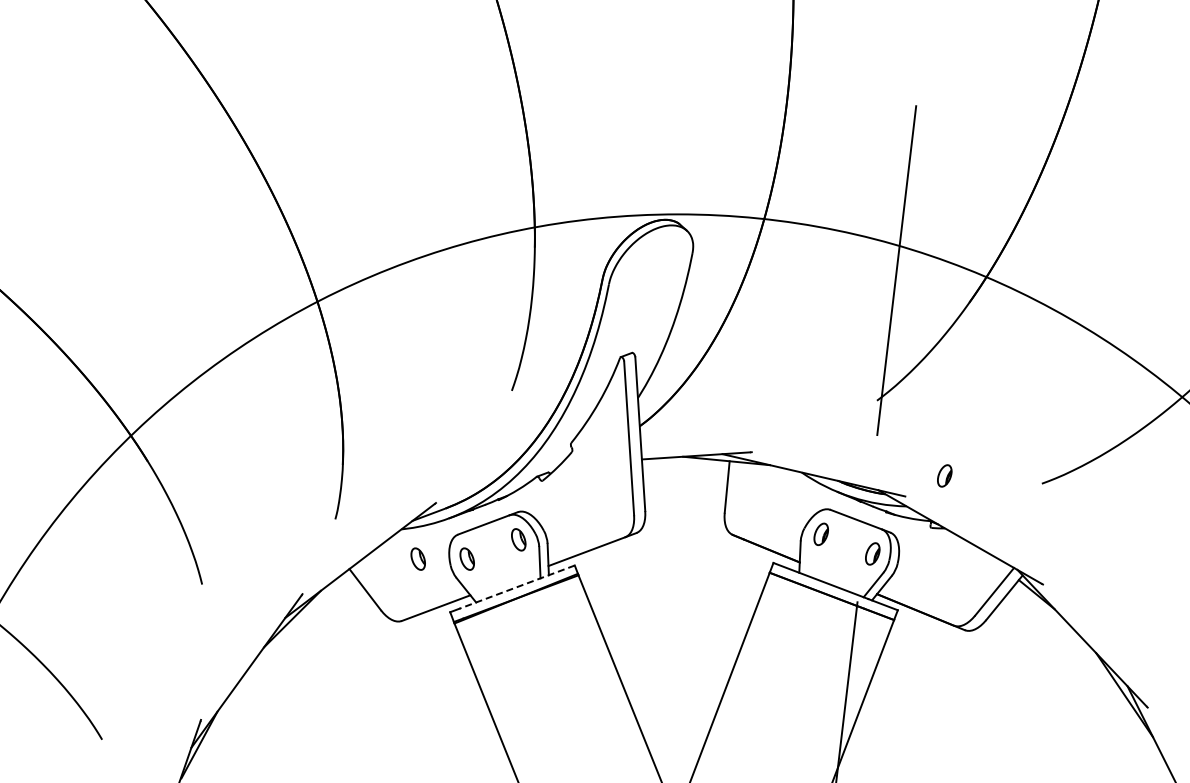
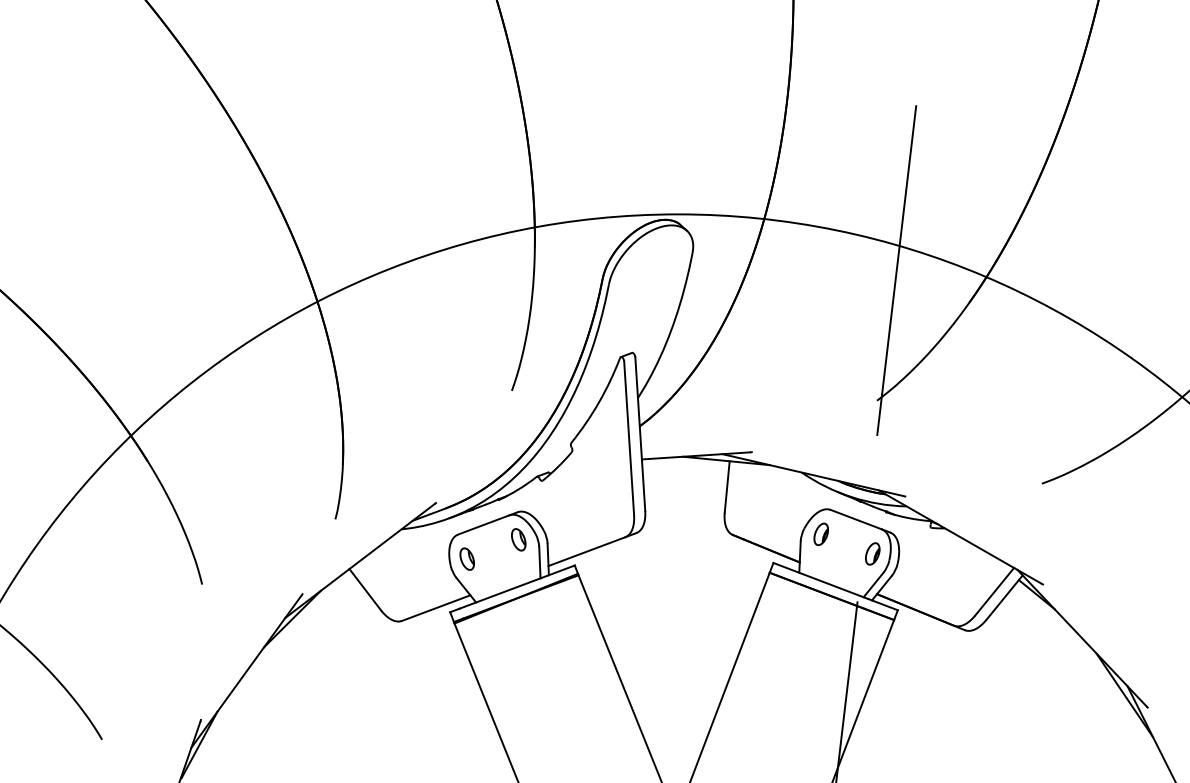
part: present -> none (944, 475)
part: present -> none (417, 558)
line: dashed -> solid (517, 587)
